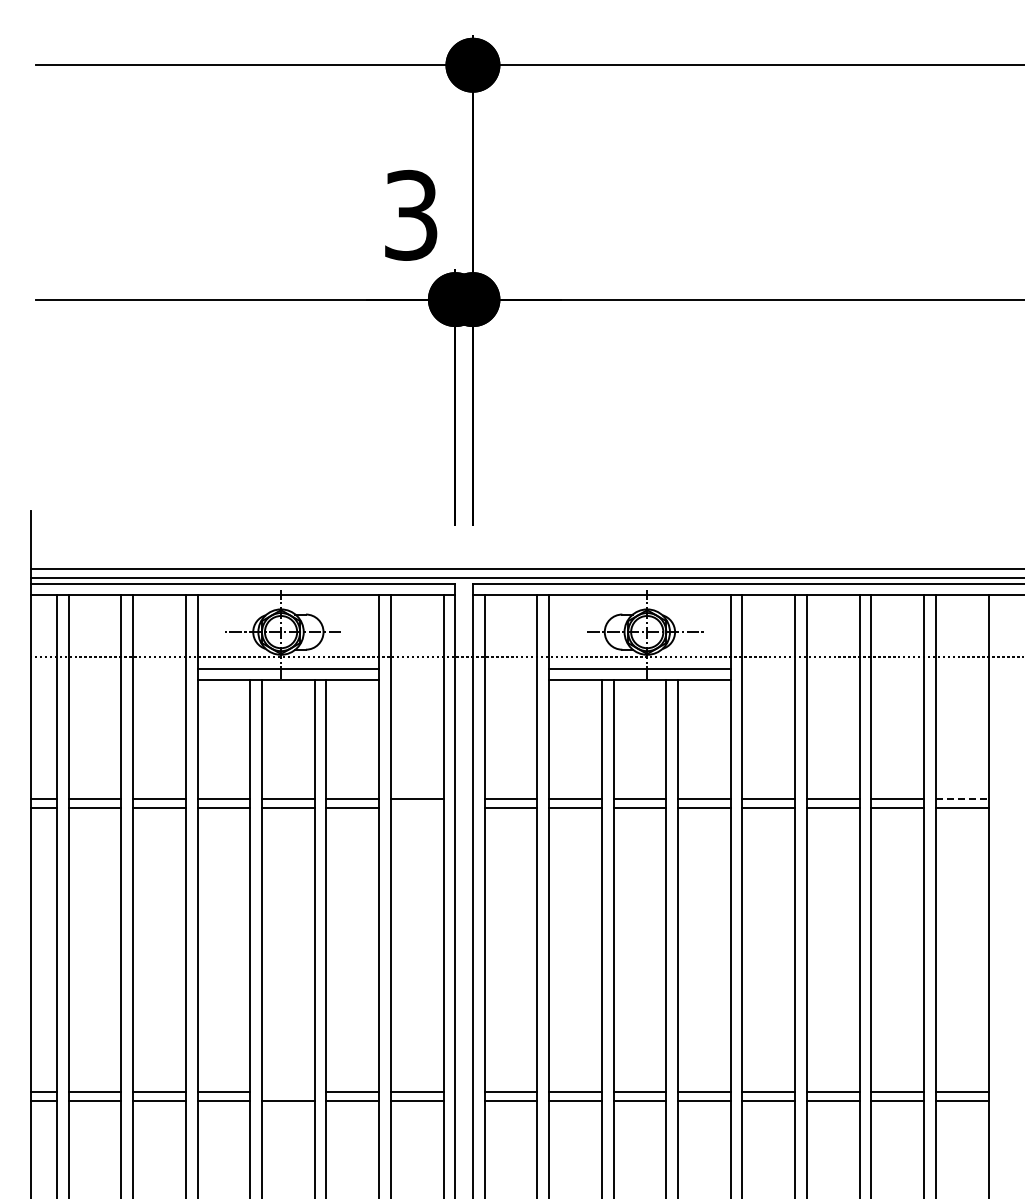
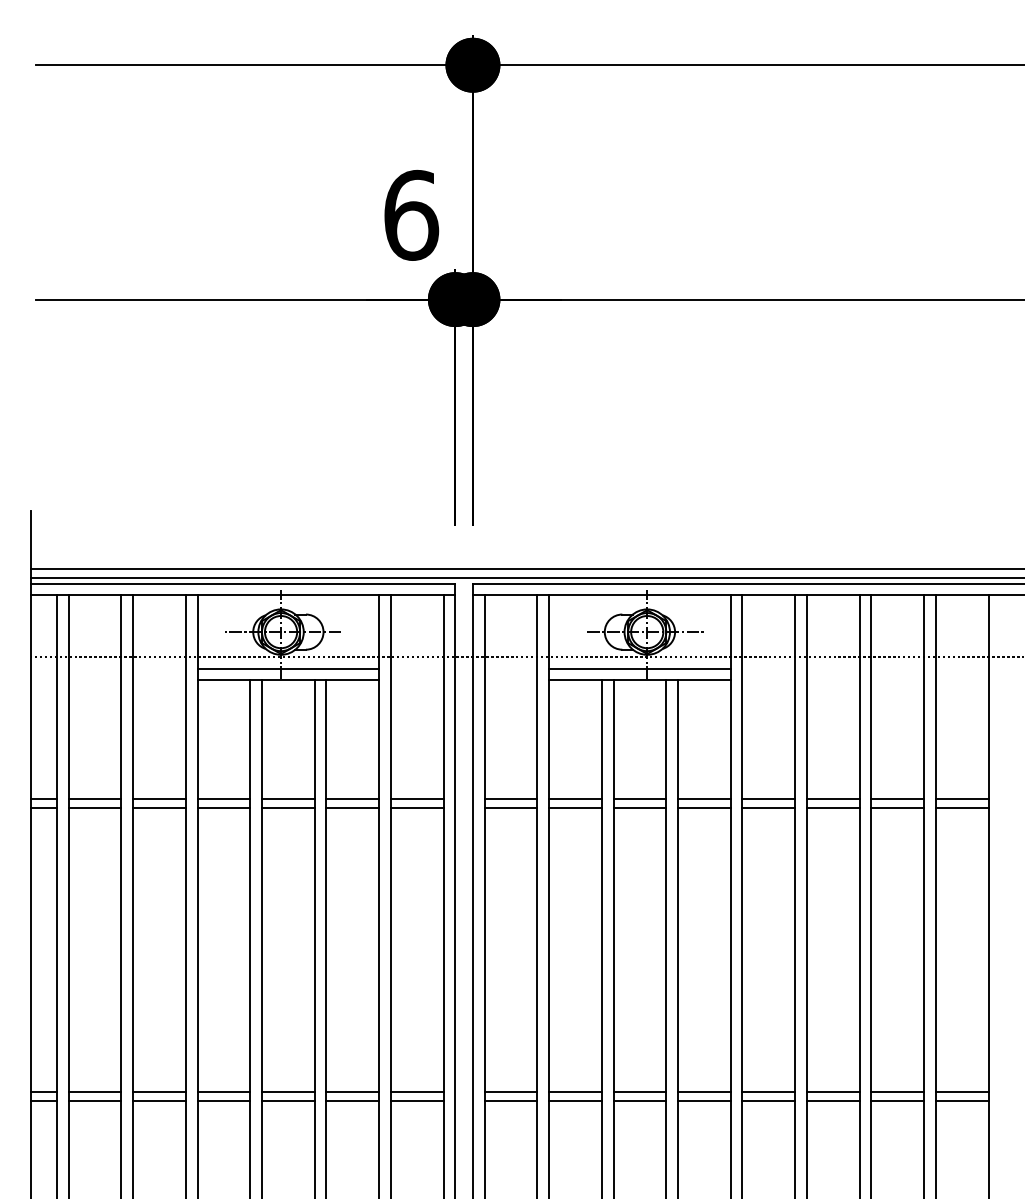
text: 3 -> 6 (411, 214)
line: dashed -> solid (962, 799)
line: none -> present (416, 807)
line: none -> present (288, 1092)
